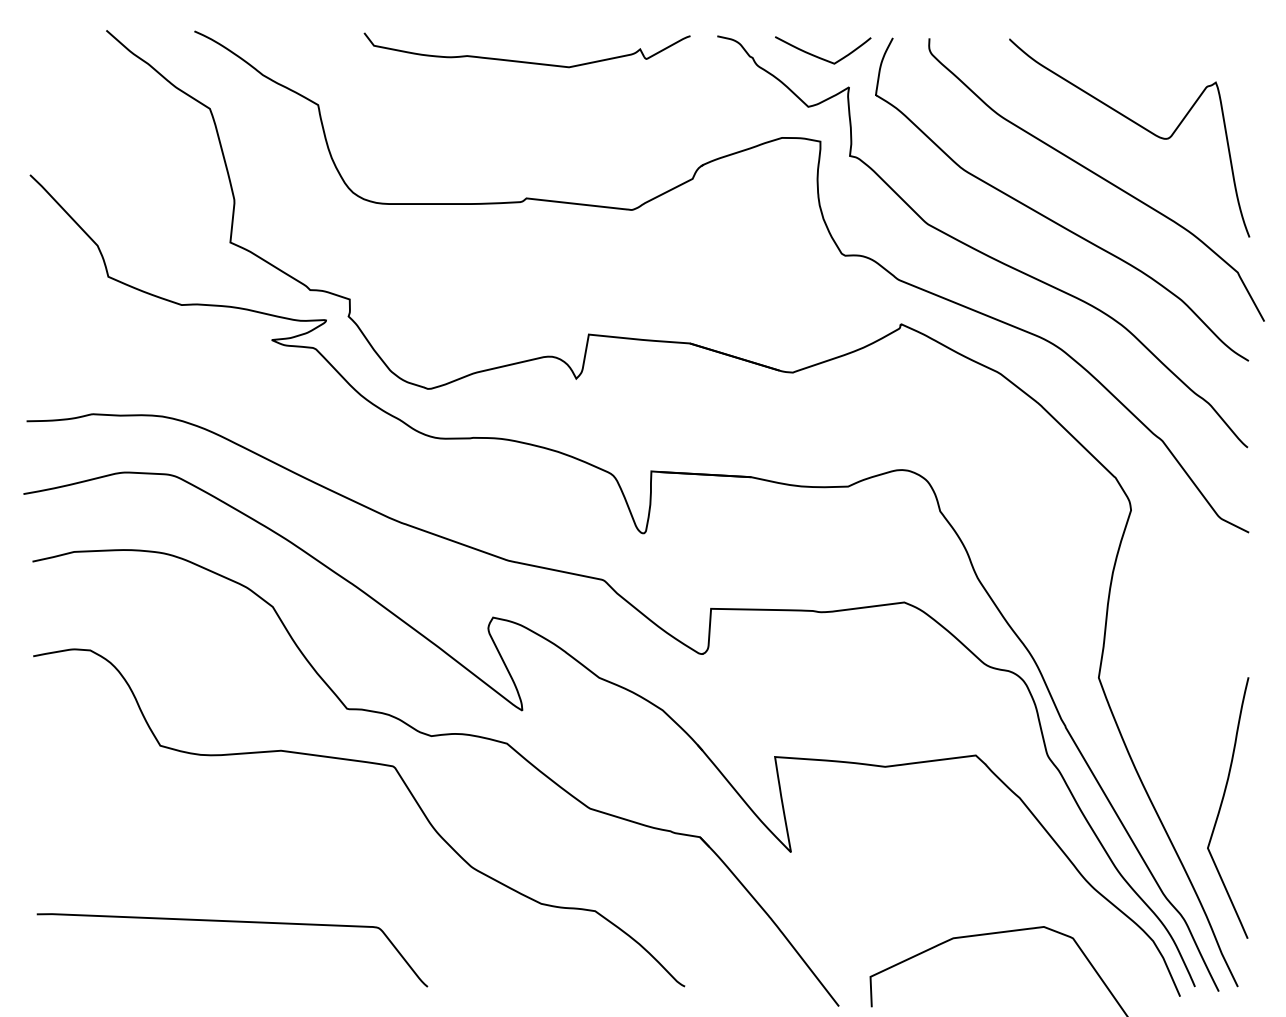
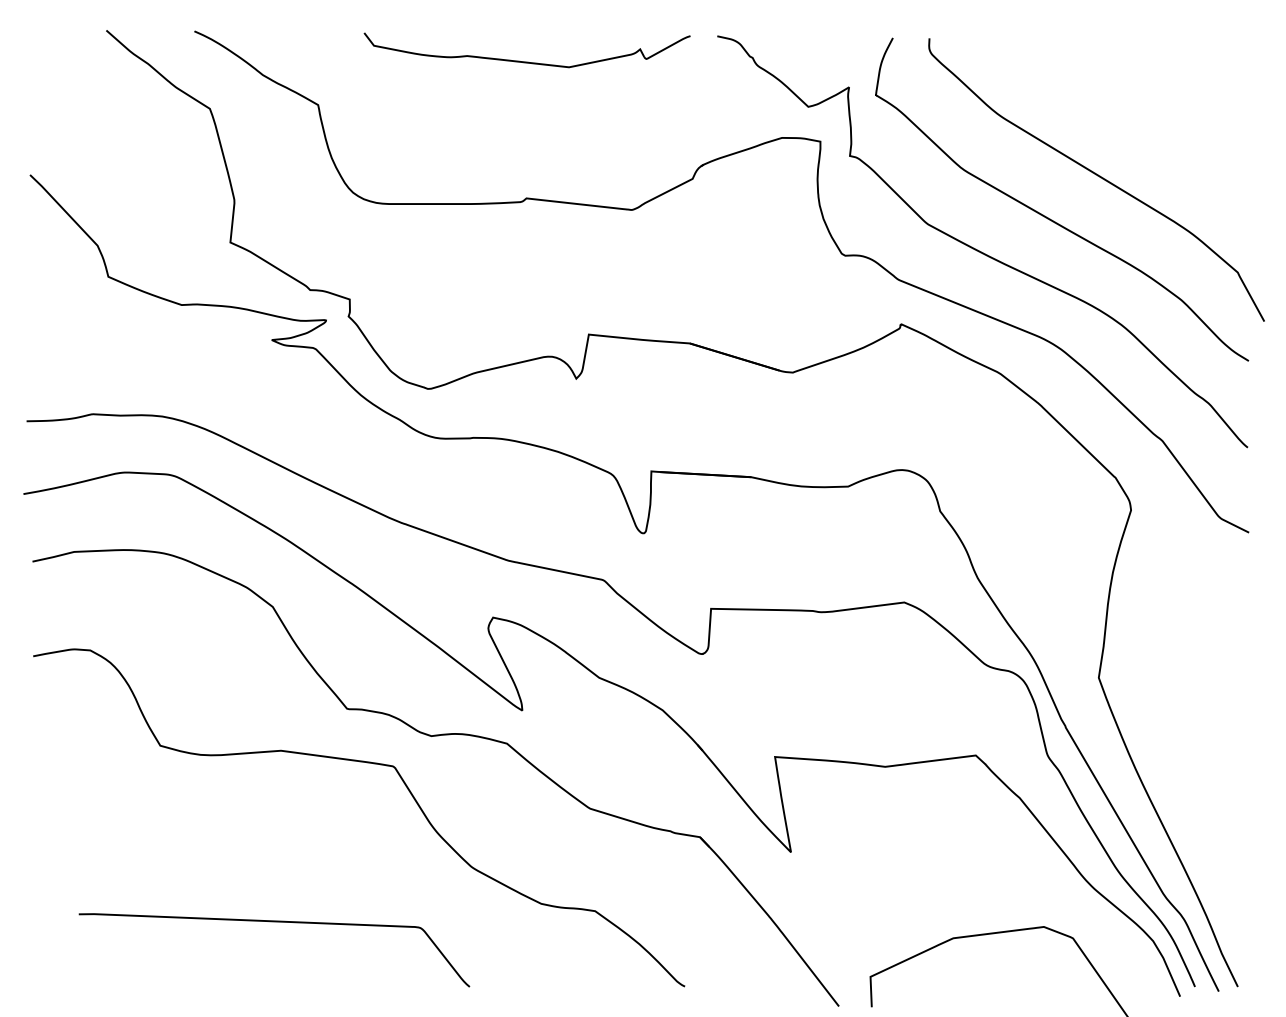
curve: present -> none (821, 57)
curve: present -> none (1137, 125)
curve: present -> none (1222, 804)
curve position: (232, 922) -> (274, 922) (274, 922)
